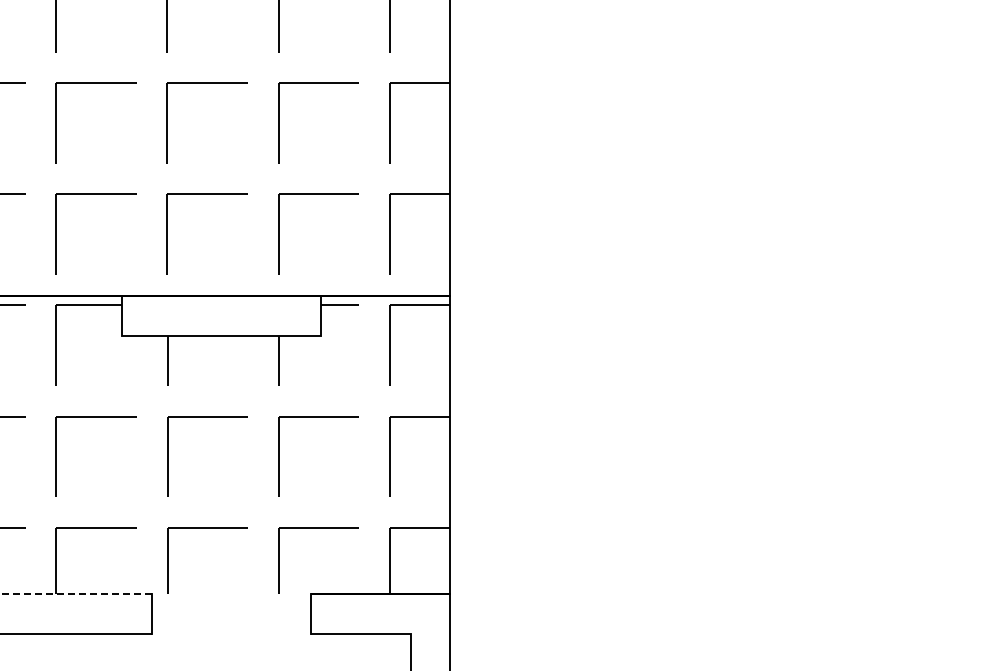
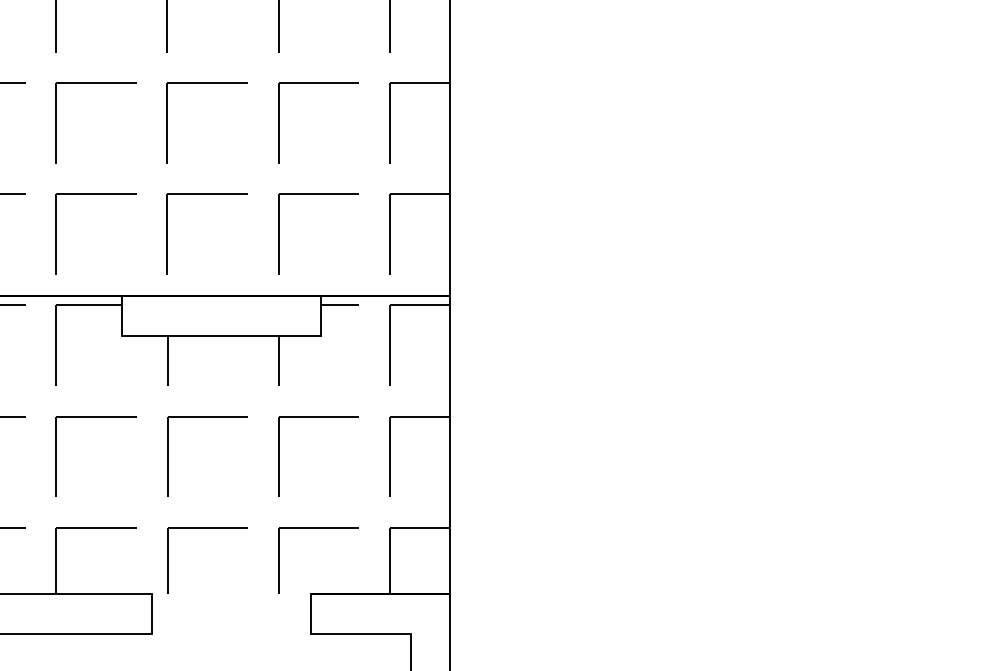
line: dashed -> solid (76, 594)
